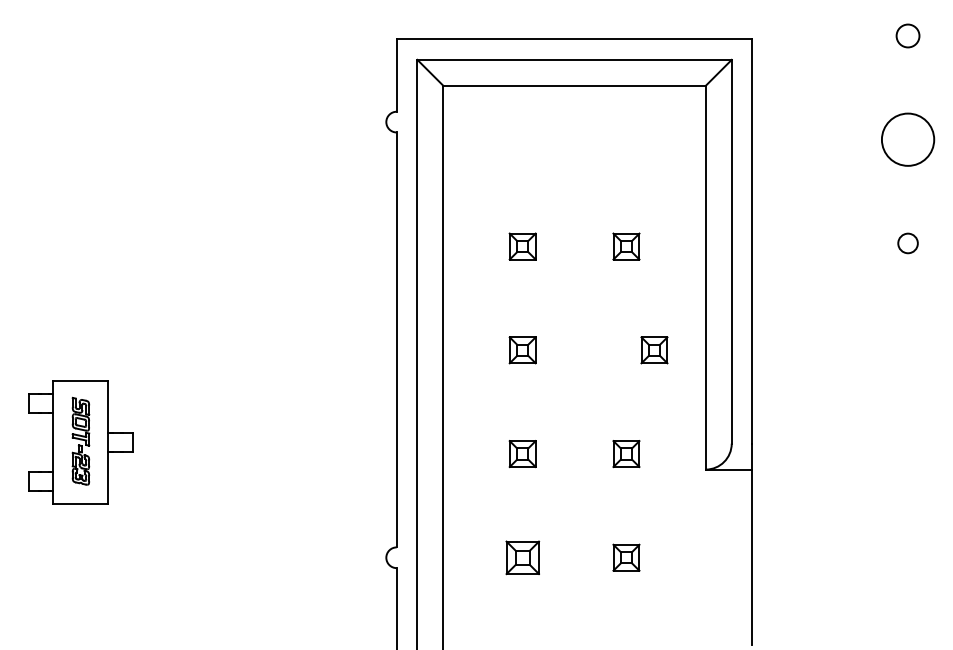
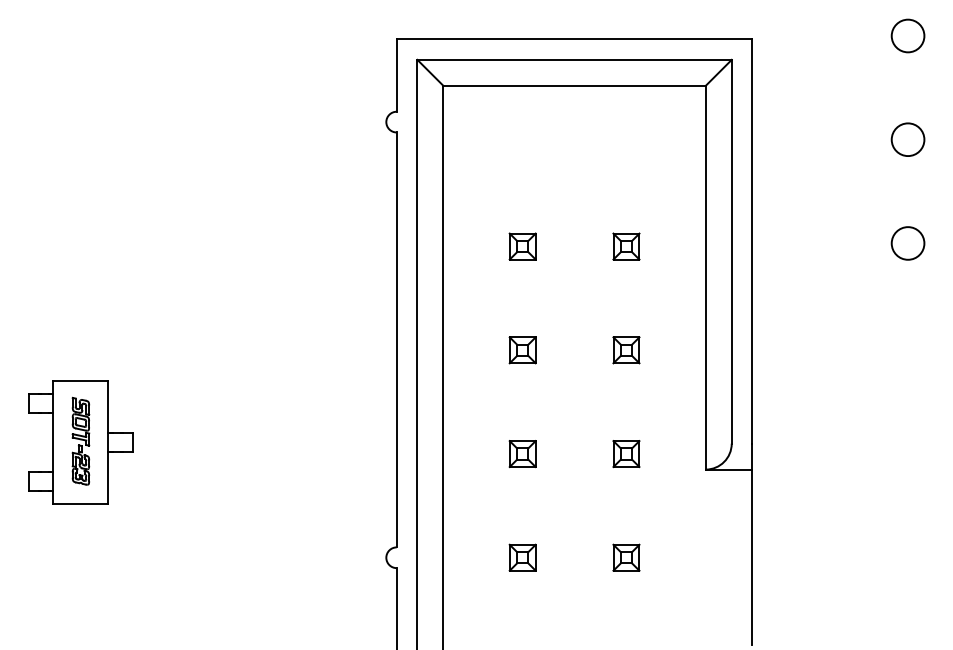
circle size: 26x26 px -> 36x36 px (907, 35)
circle diameter: 52 px -> 33 px (907, 139)
circle diameter: 20 px -> 33 px (907, 243)
part position: (654, 350) -> (626, 350) (626, 350)
part size: 36x36 px -> 29x29 px (522, 557)
